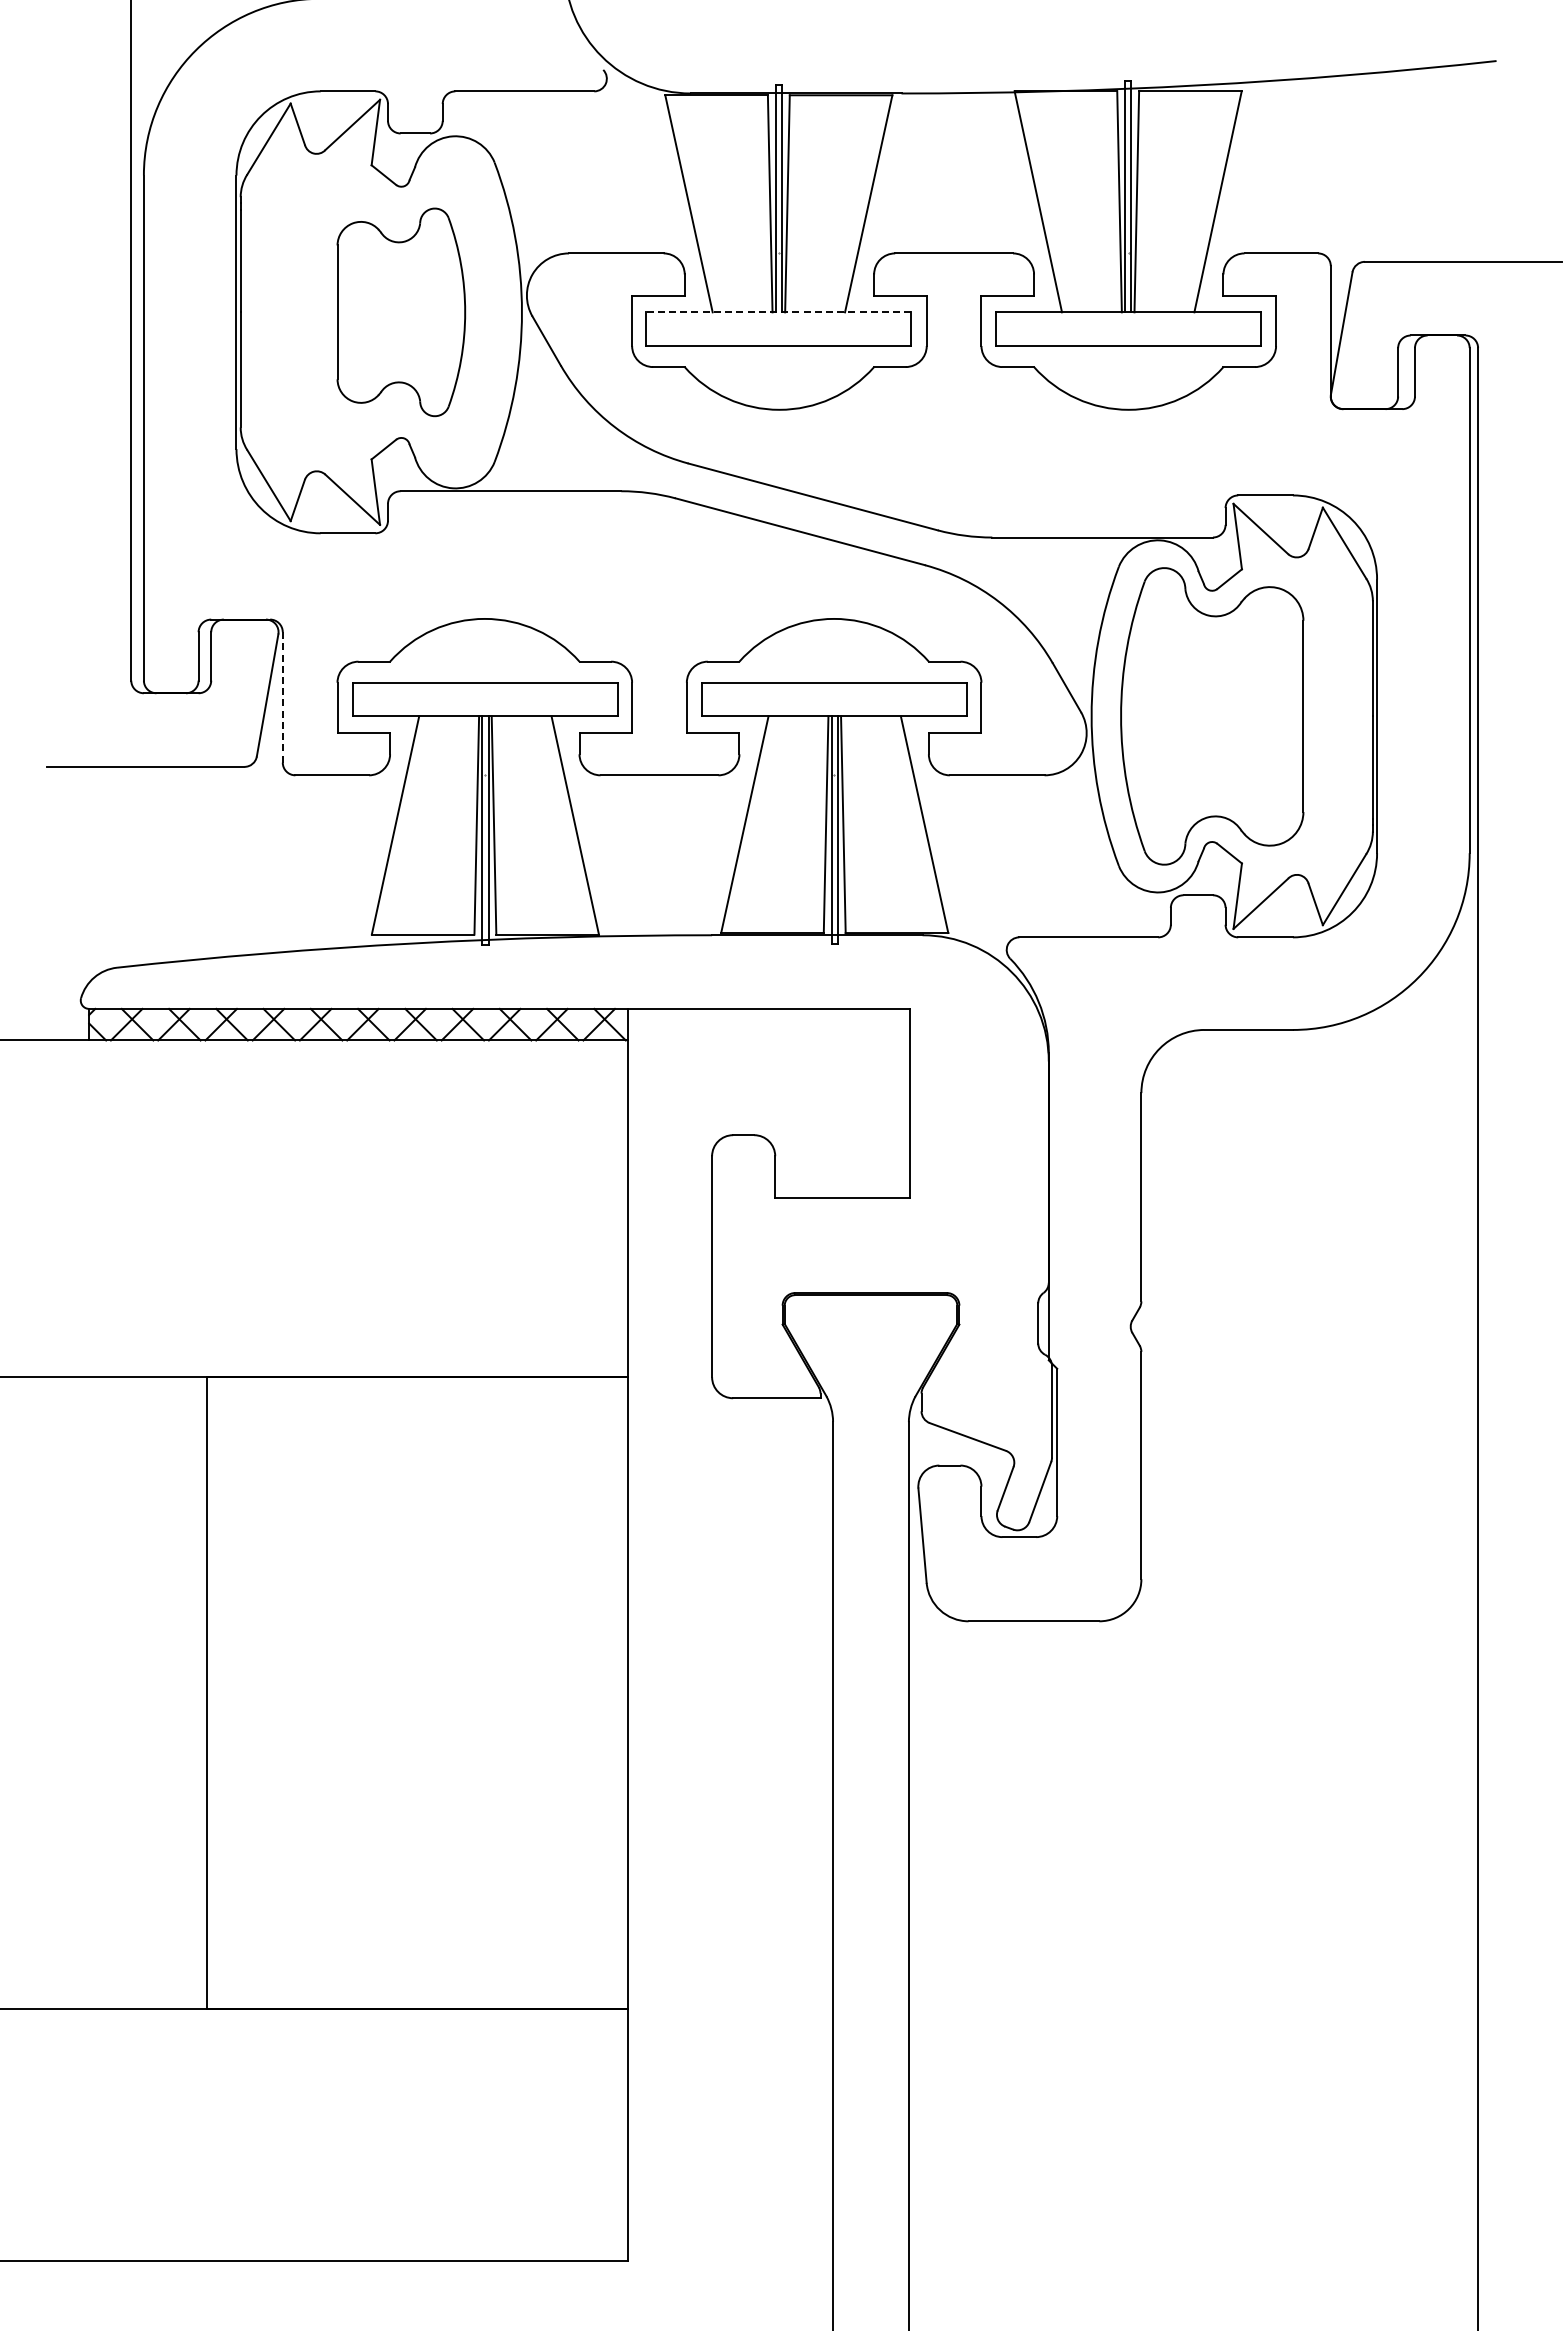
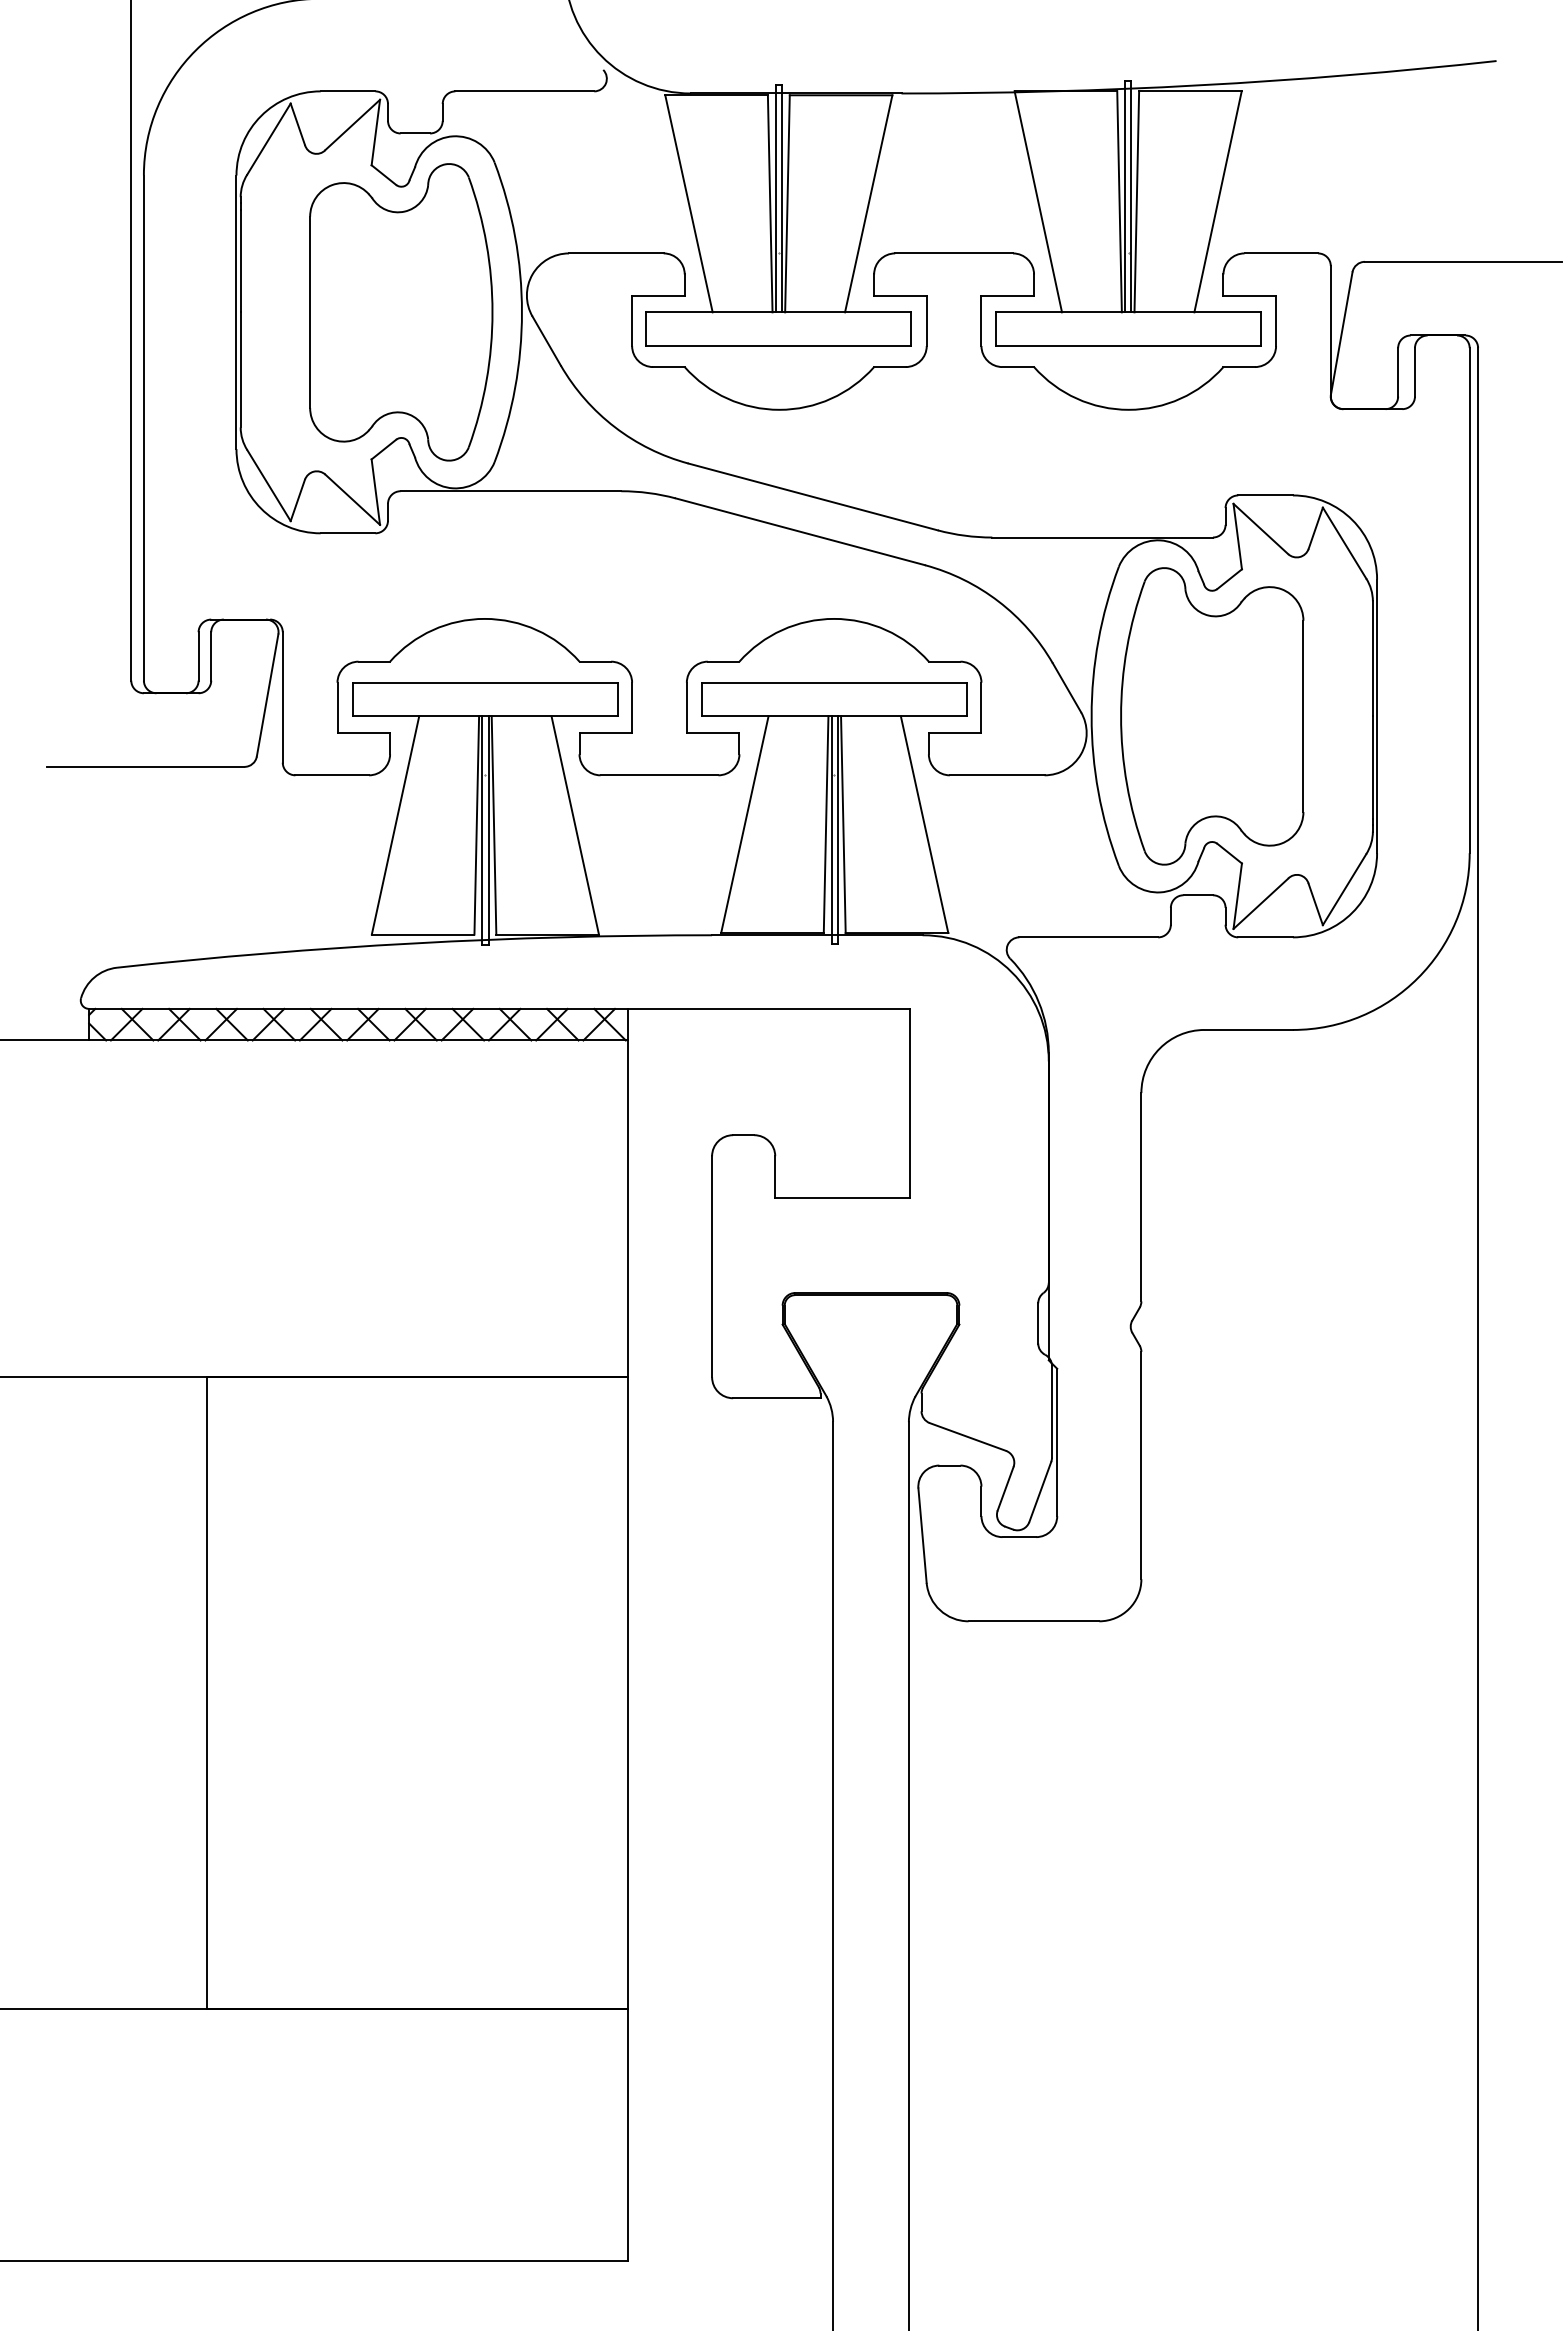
part size: 131x211 px -> 185x299 px (401, 312)
line: dashed -> solid (778, 312)
line: dashed -> solid (282, 697)
